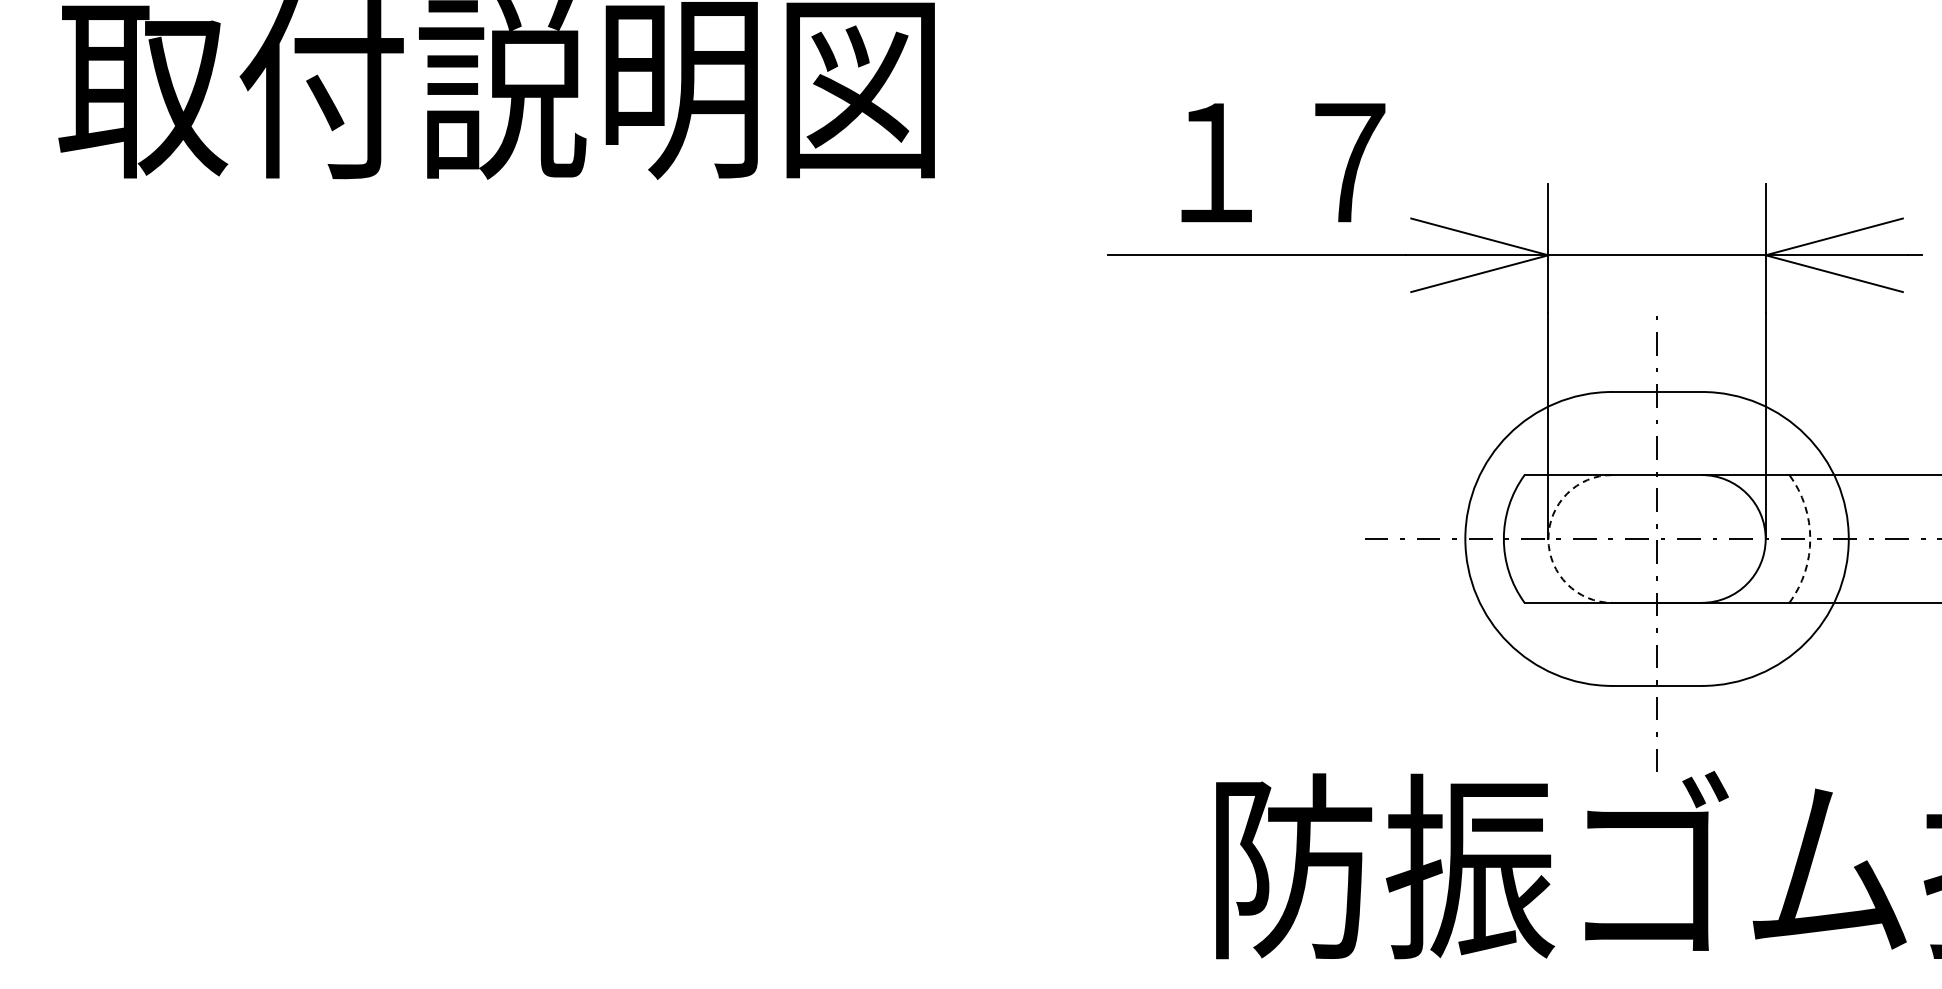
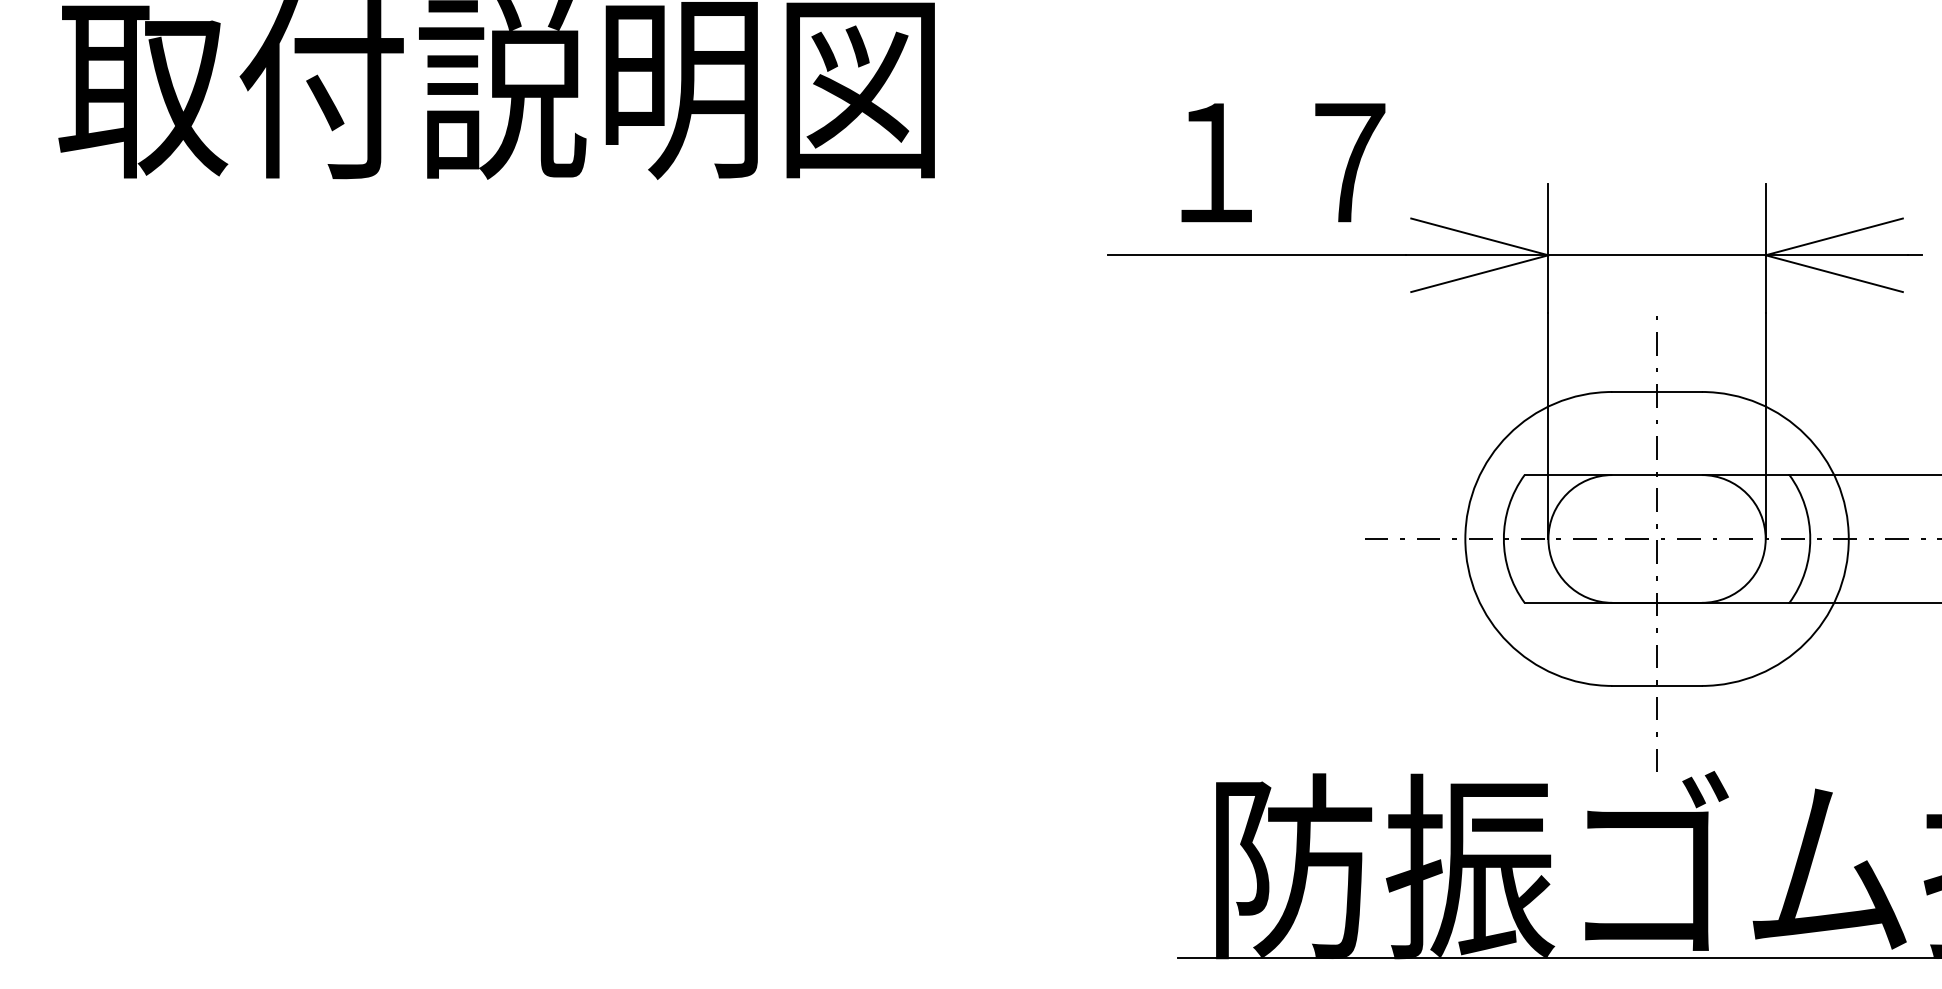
arc: dashed -> solid (1548, 538)
arc: dashed -> solid (1810, 538)
line: none -> present (1558, 957)
